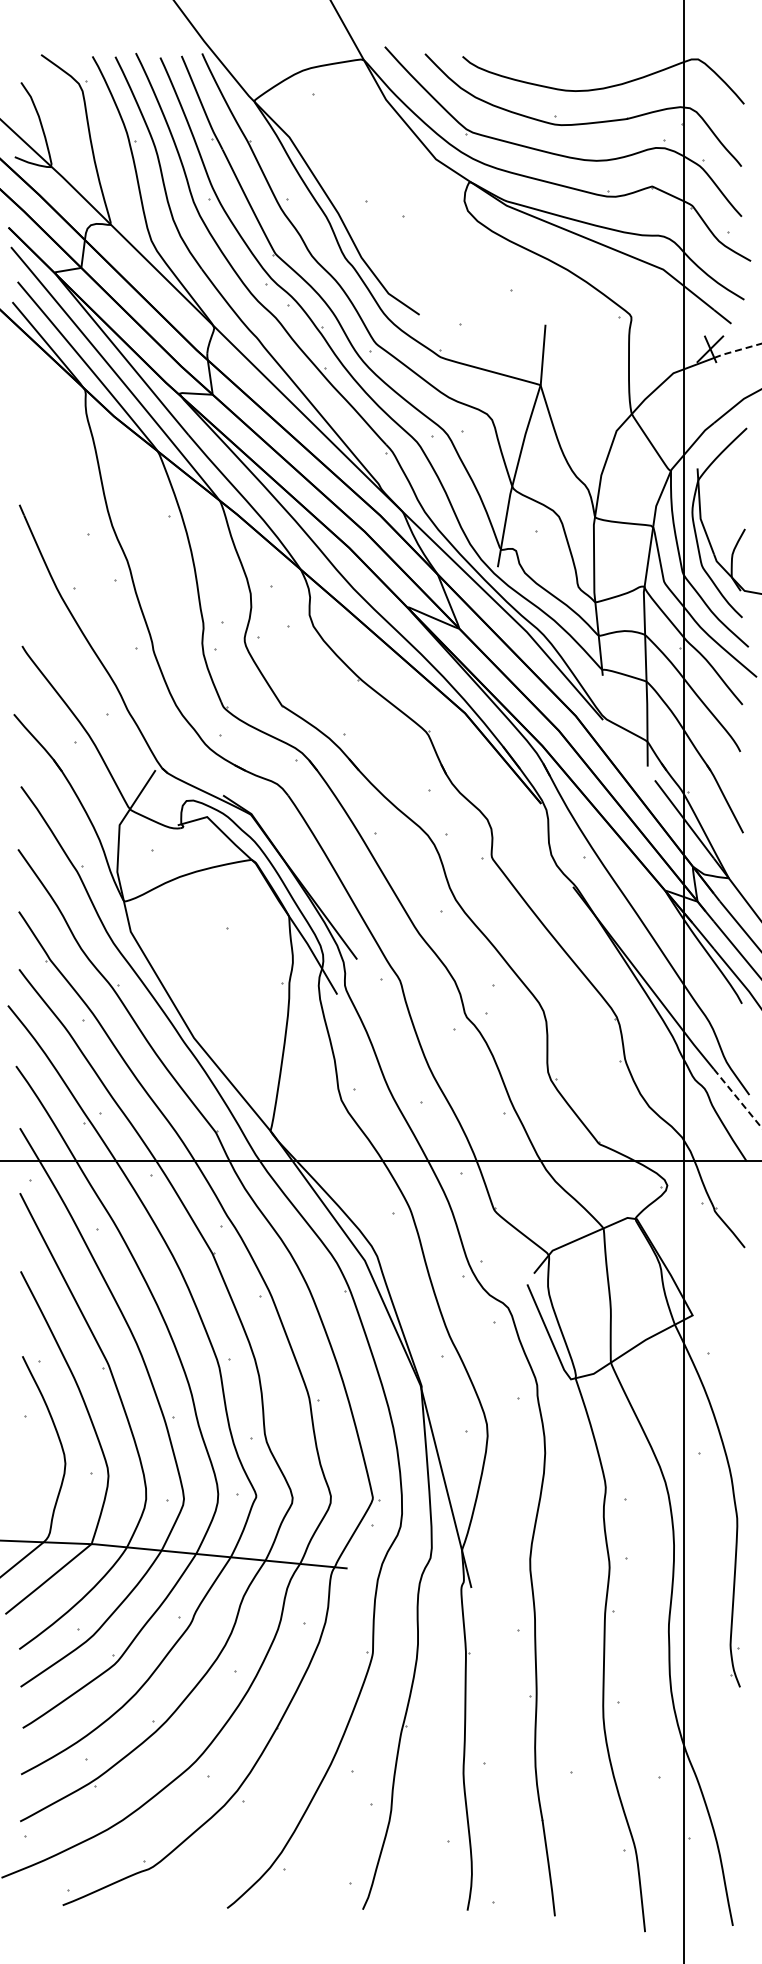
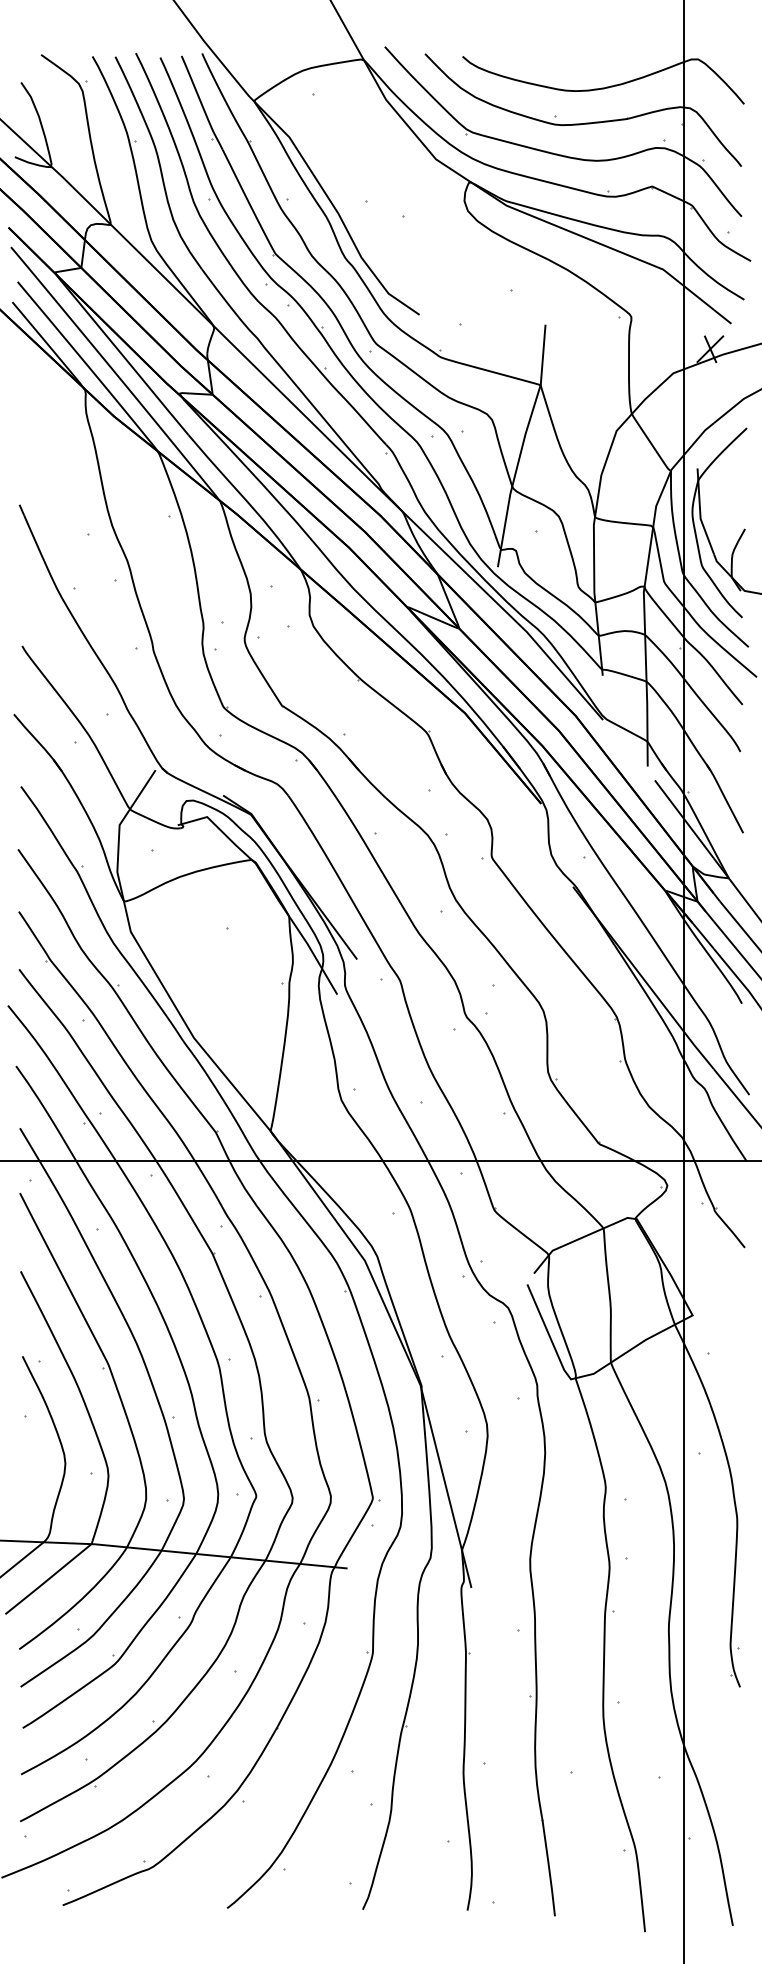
line: dashed -> solid (737, 350)
line: dashed -> solid (737, 1098)
